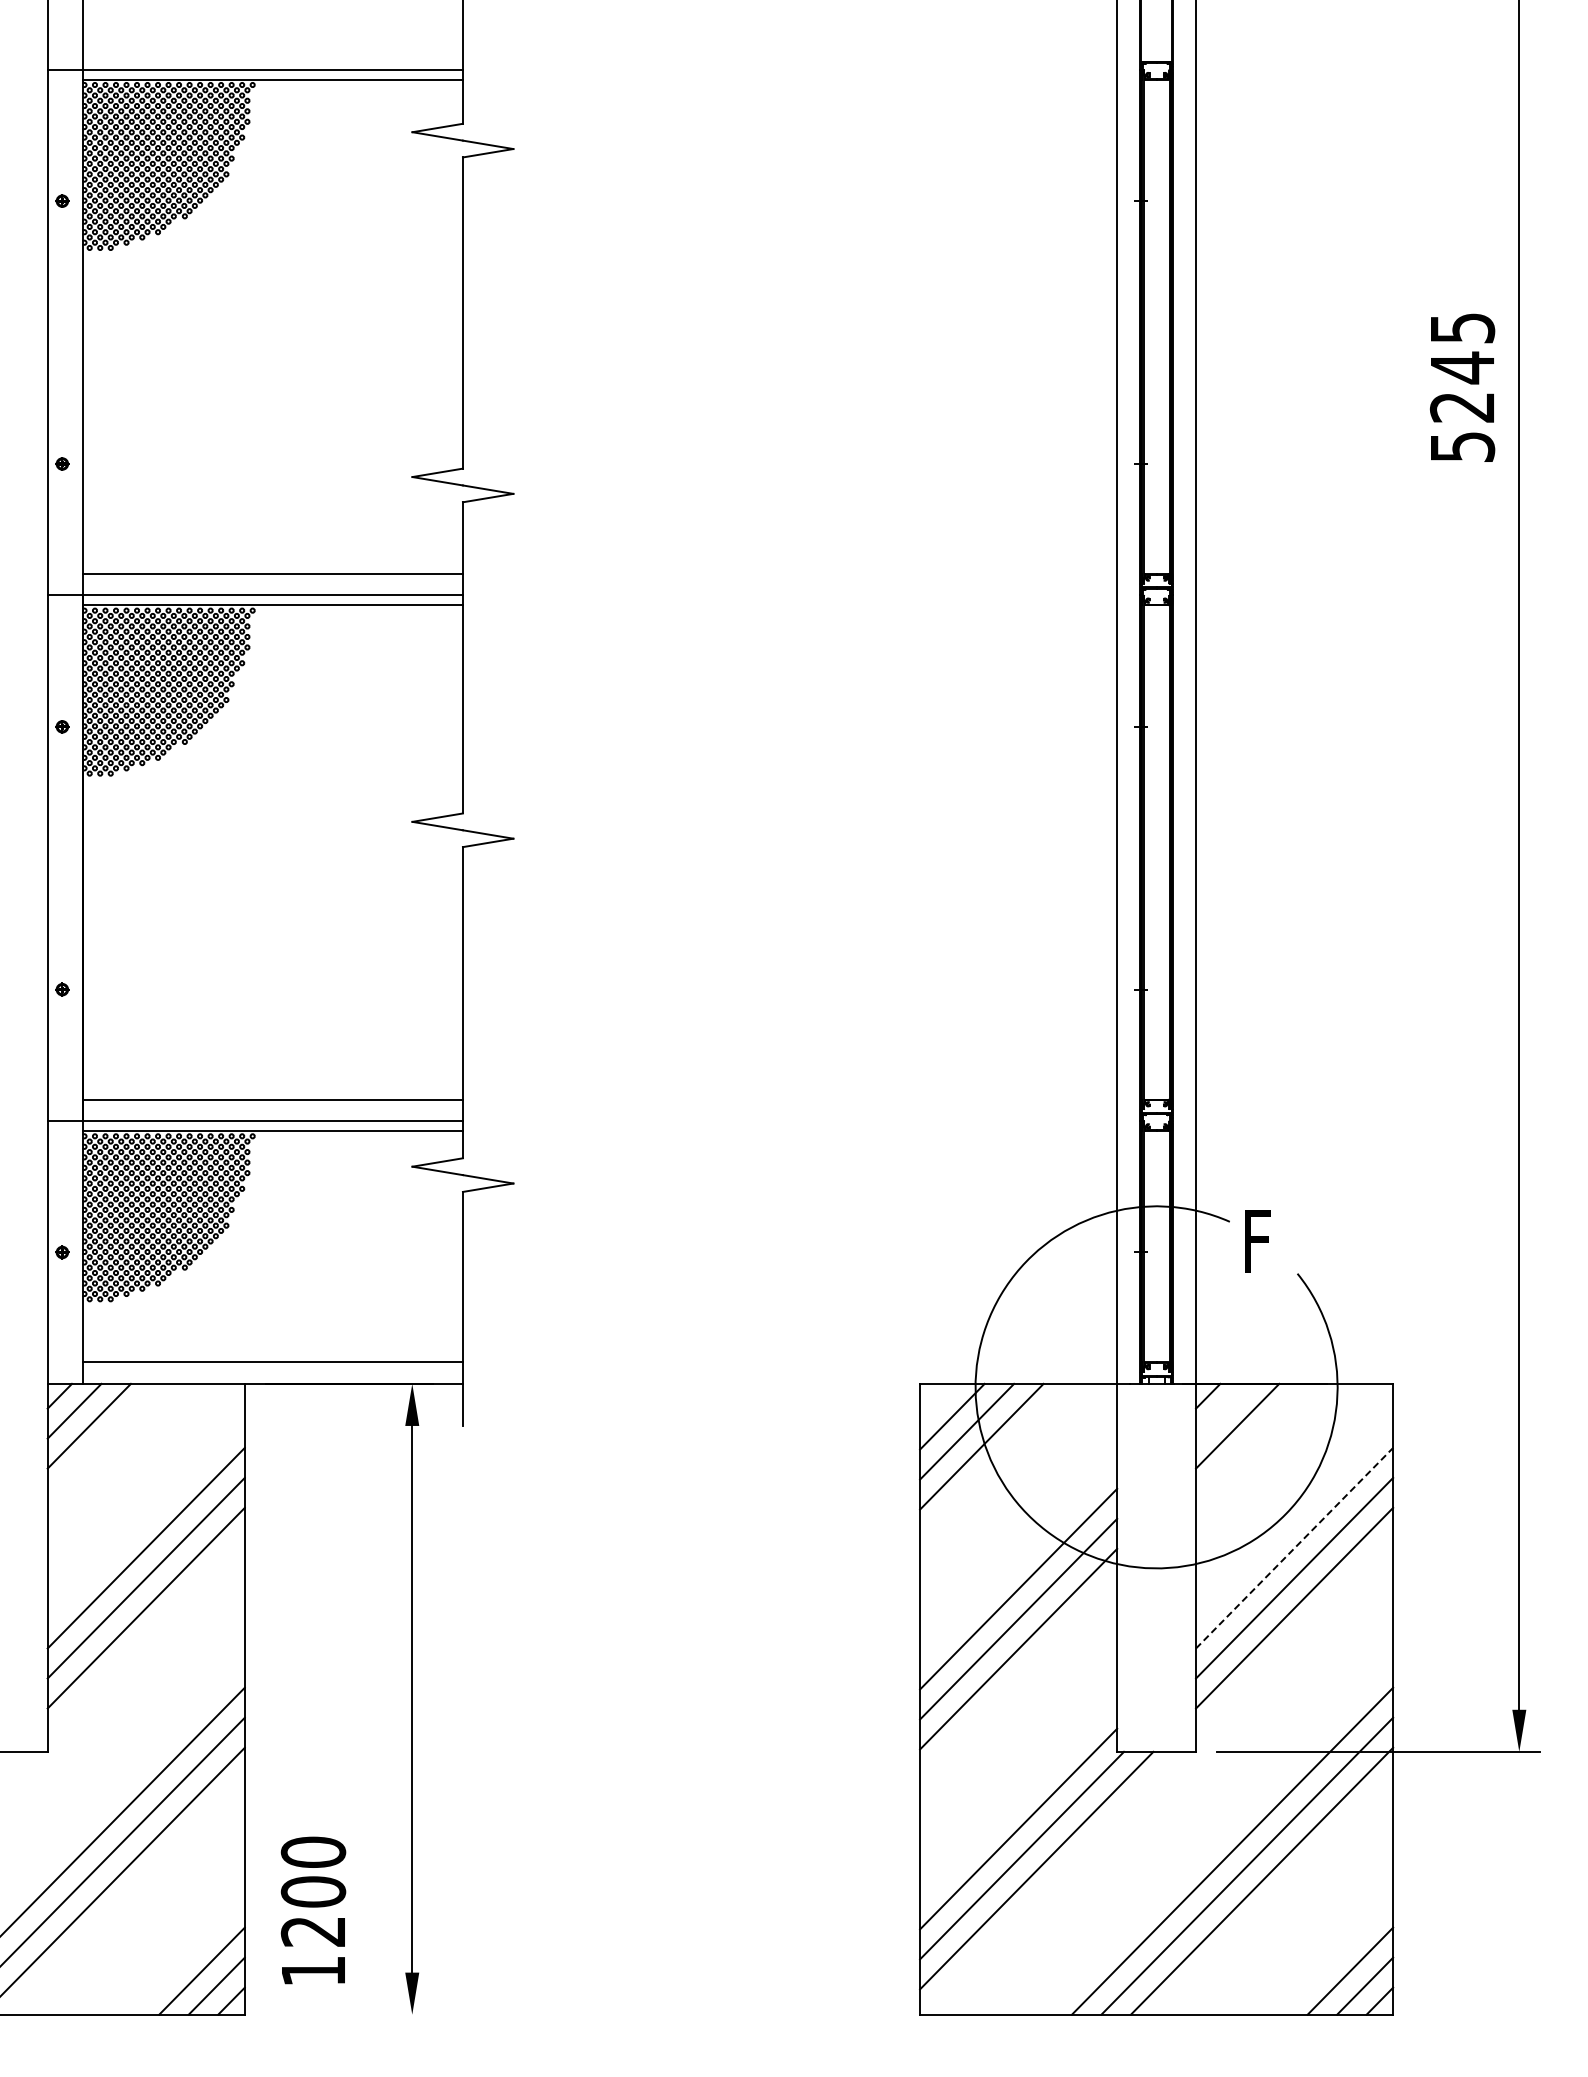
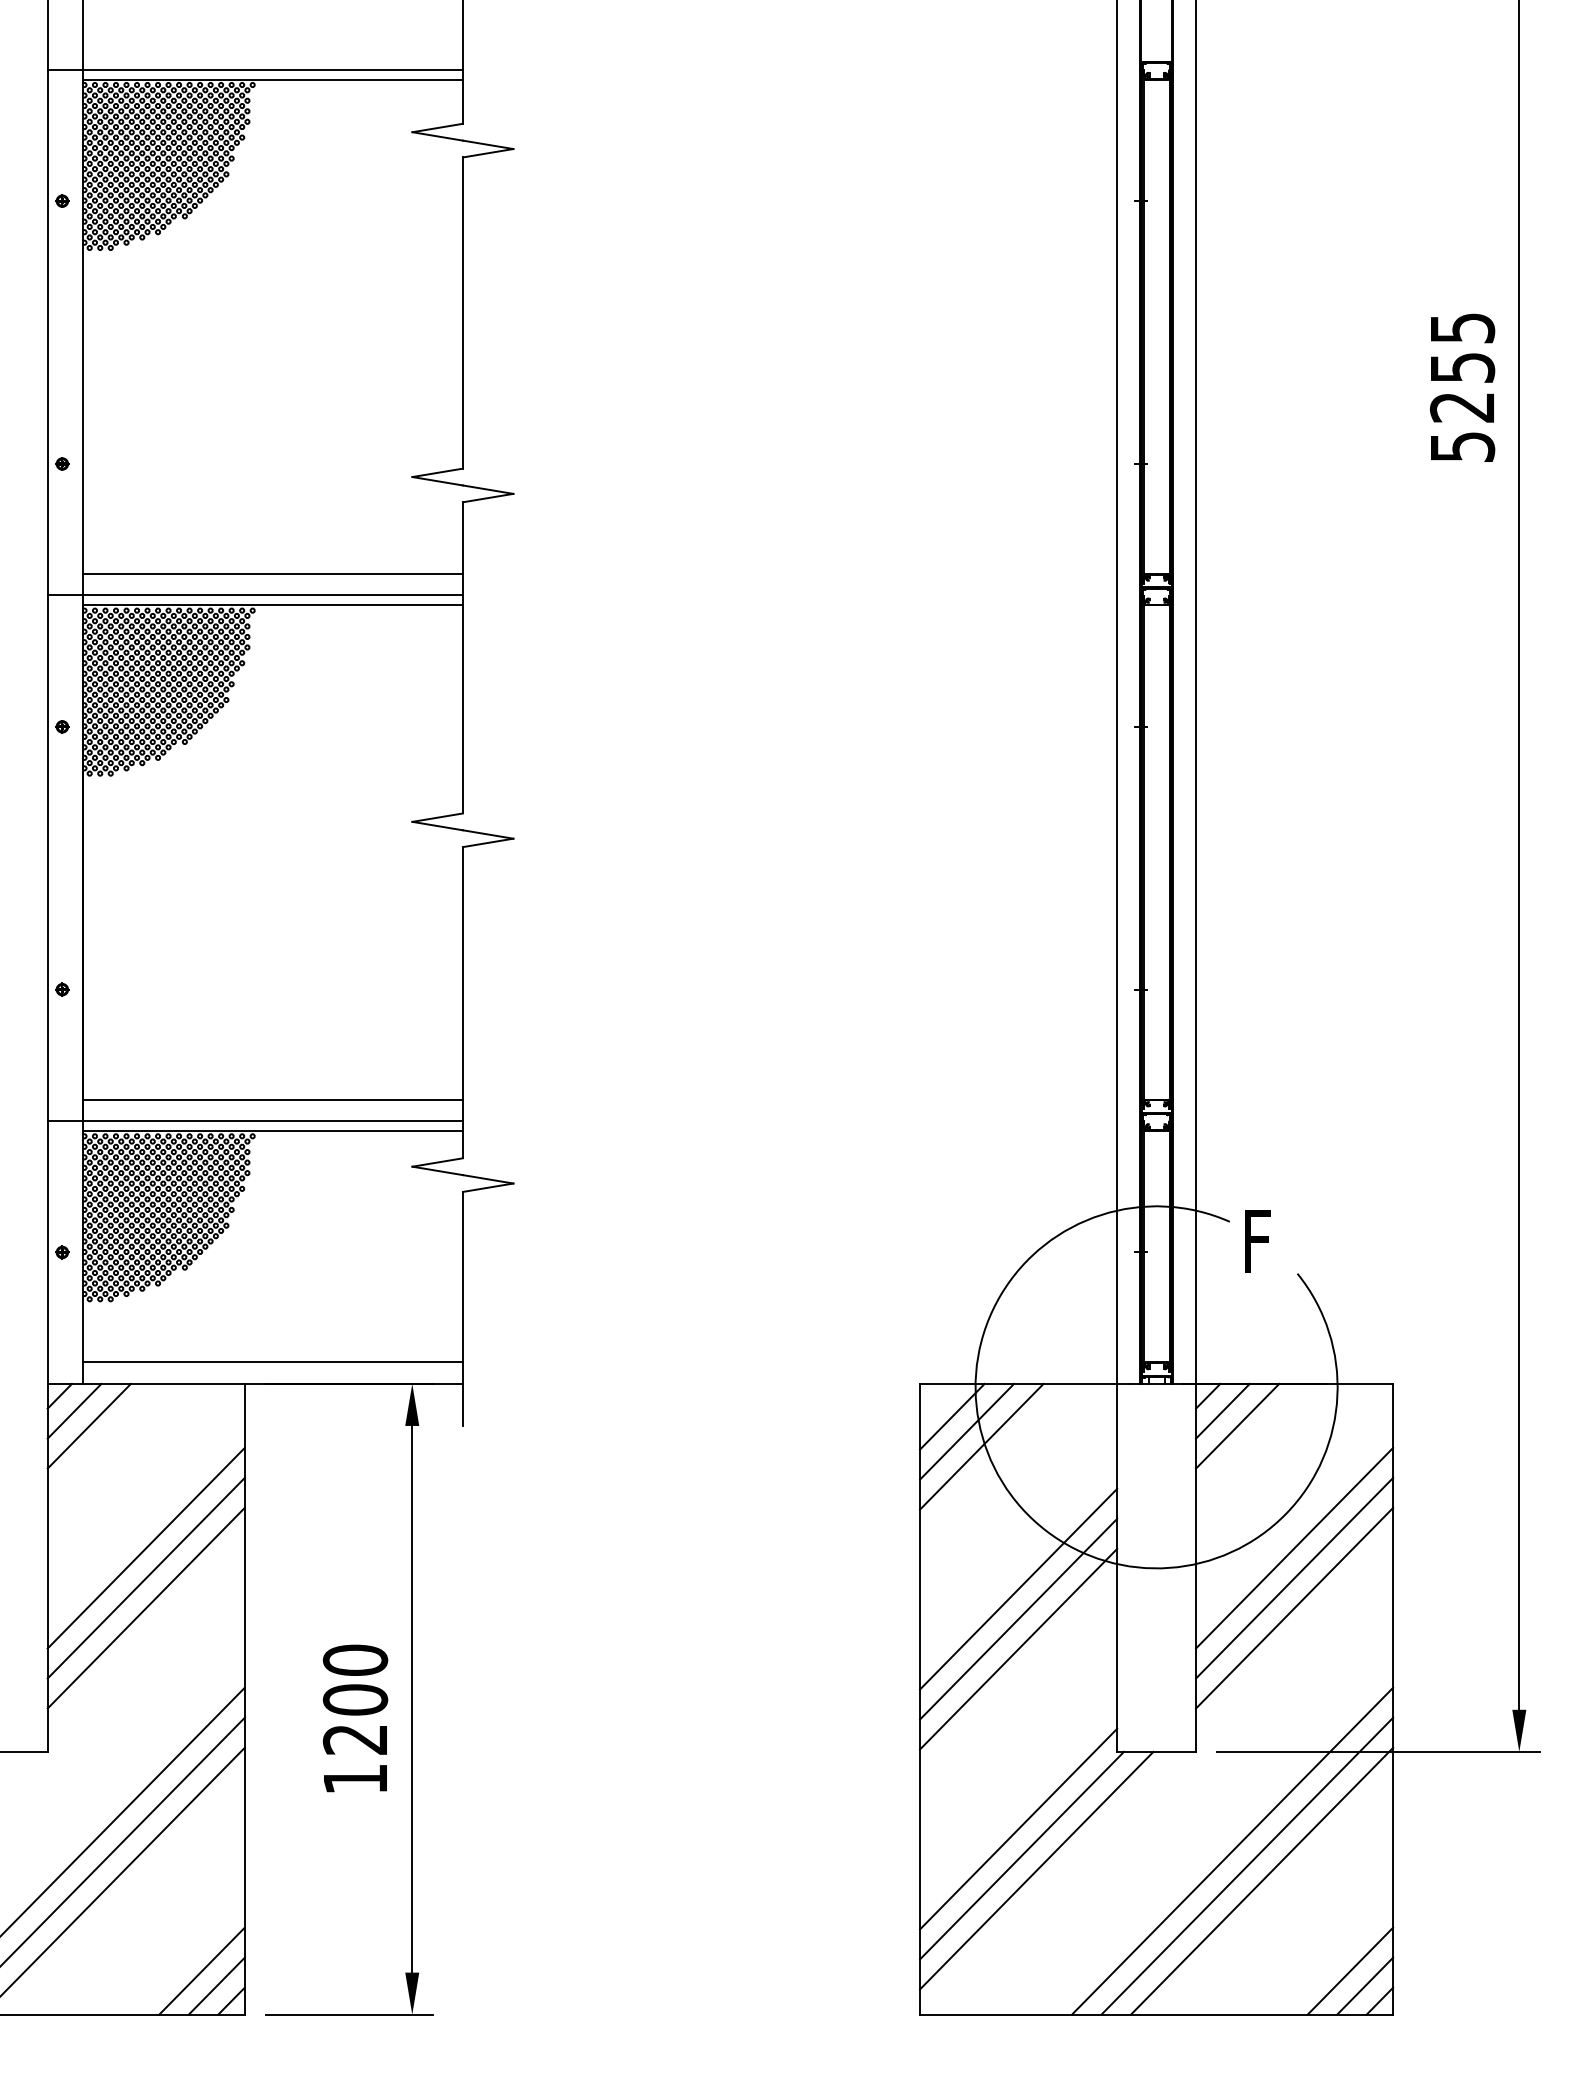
text: 5245 -> 5255 (1463, 367)
line: none -> present (1222, 1410)
line: dashed -> solid (1294, 1548)
text position: (313, 1910) -> (355, 1718) (355, 1718)
line: none -> present (349, 2014)
